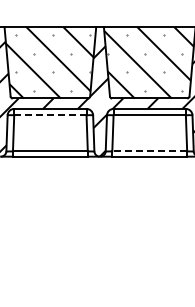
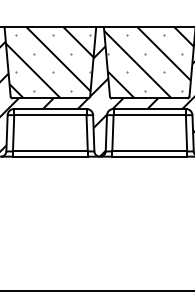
line: dashed -> solid (49, 115)
line: dashed -> solid (149, 151)
line: none -> present (96, 290)
